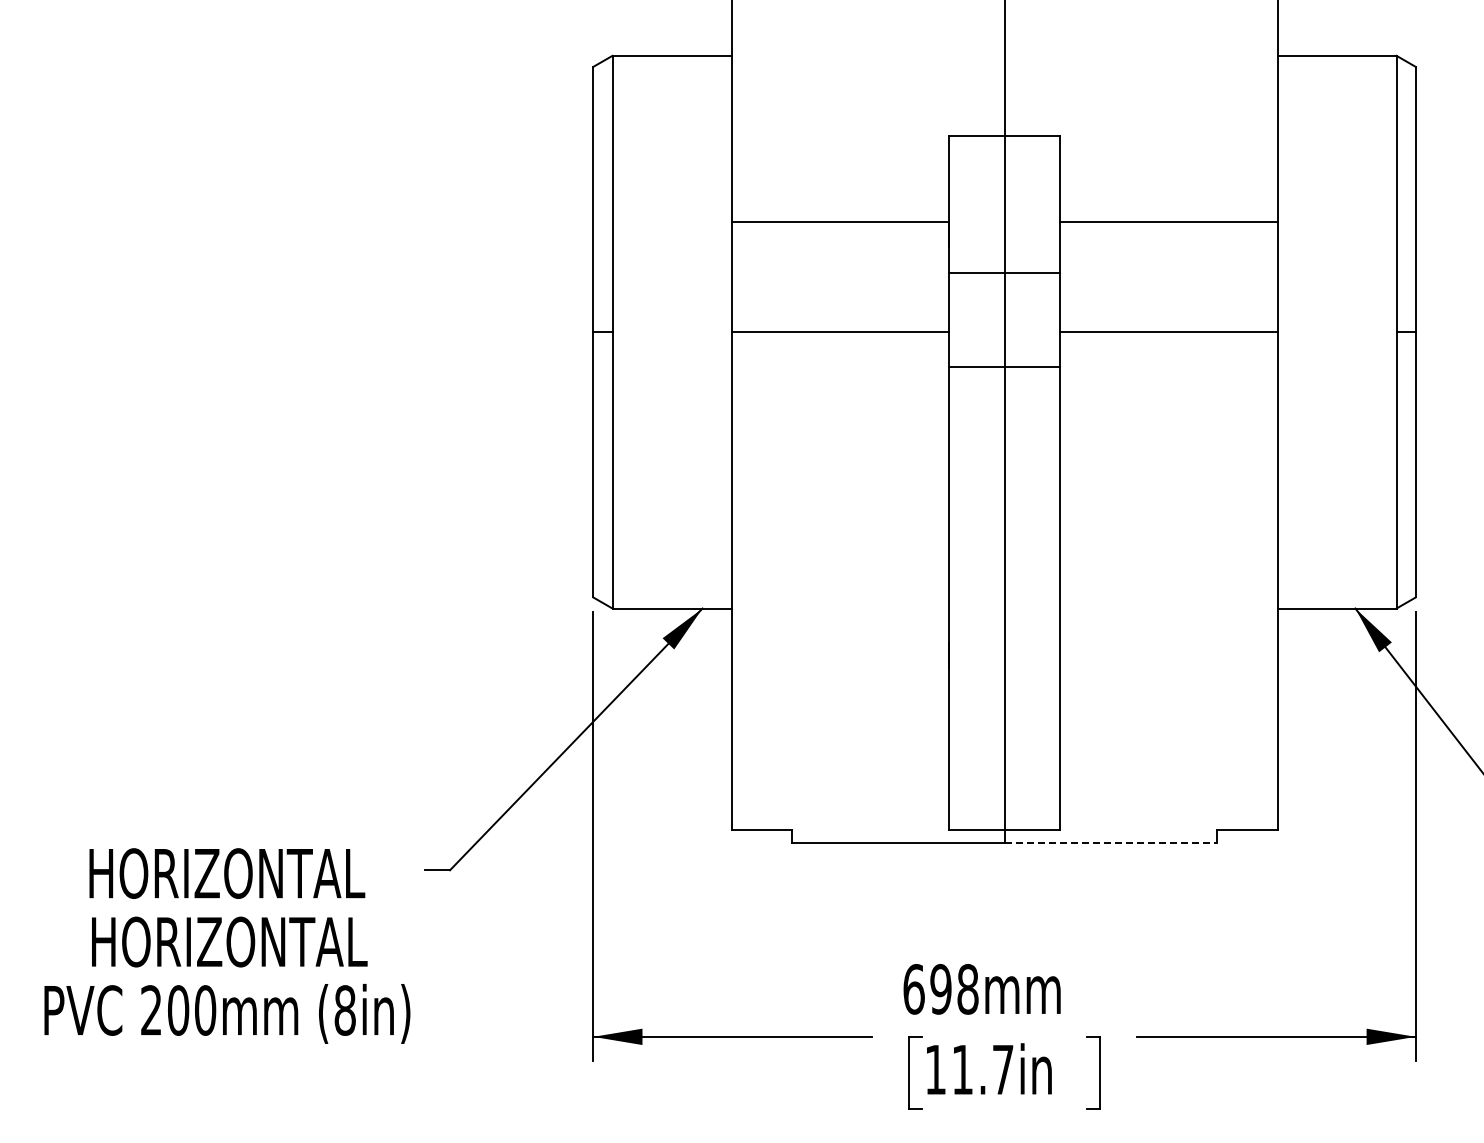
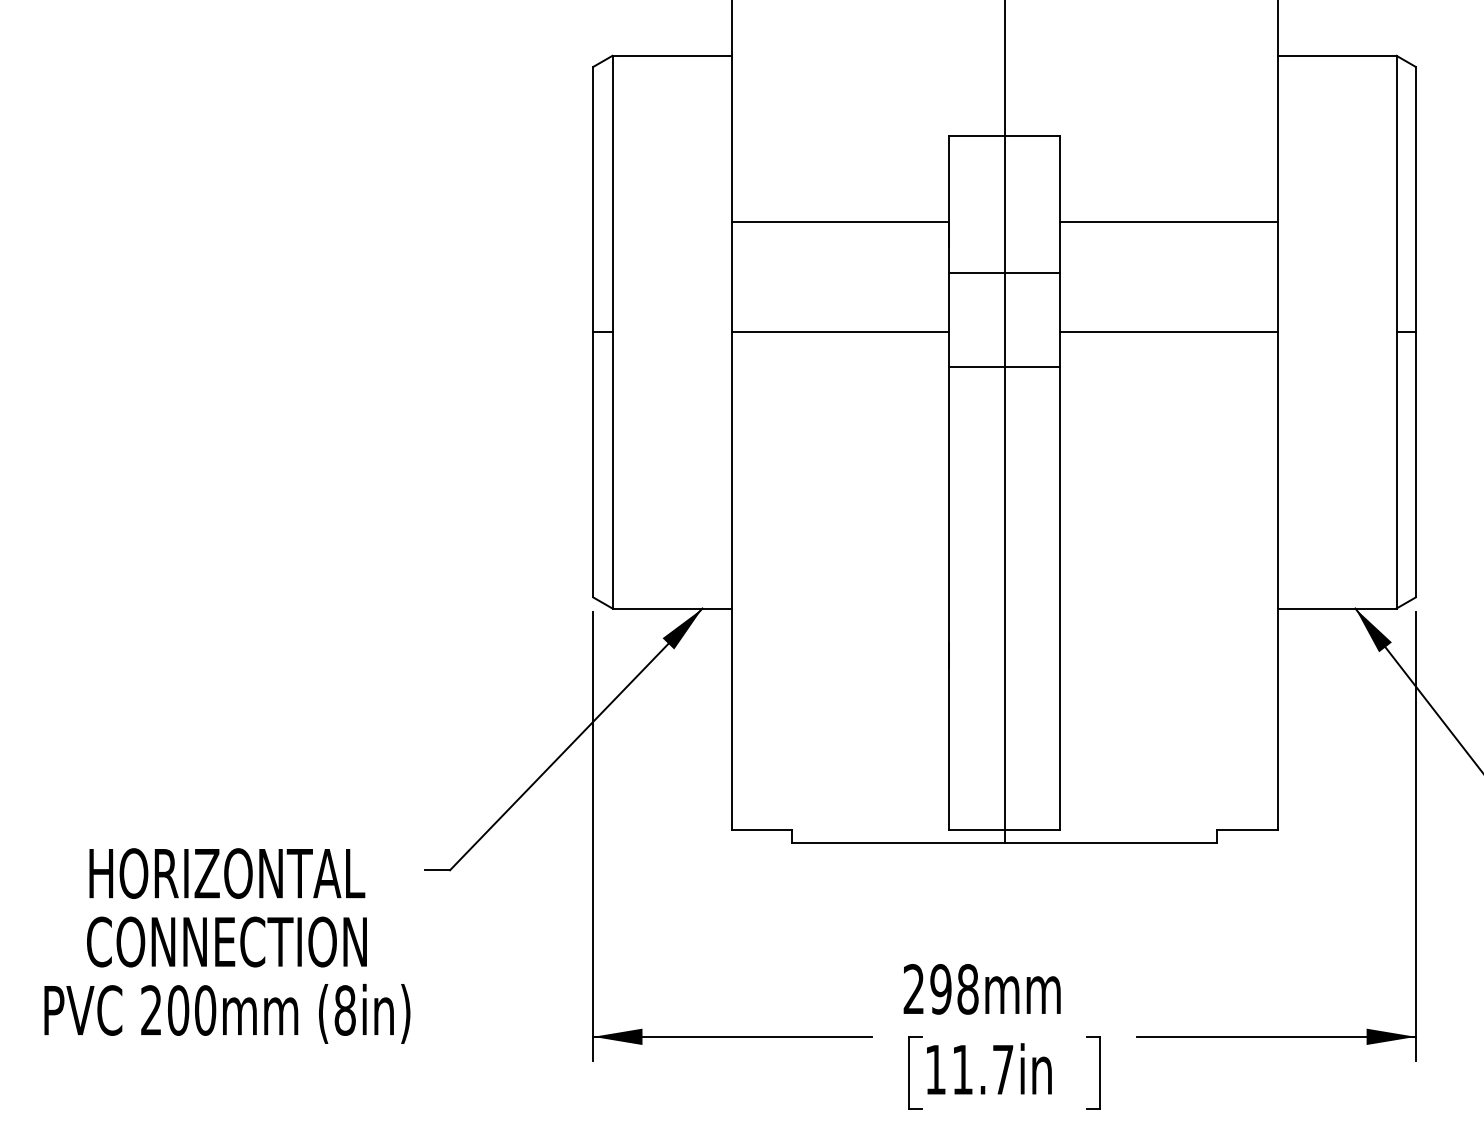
line: dashed -> solid (1111, 843)
text: HORIZONTAL -> CONNECTION (227, 941)
text: 698mm -> 298mm (913, 989)
